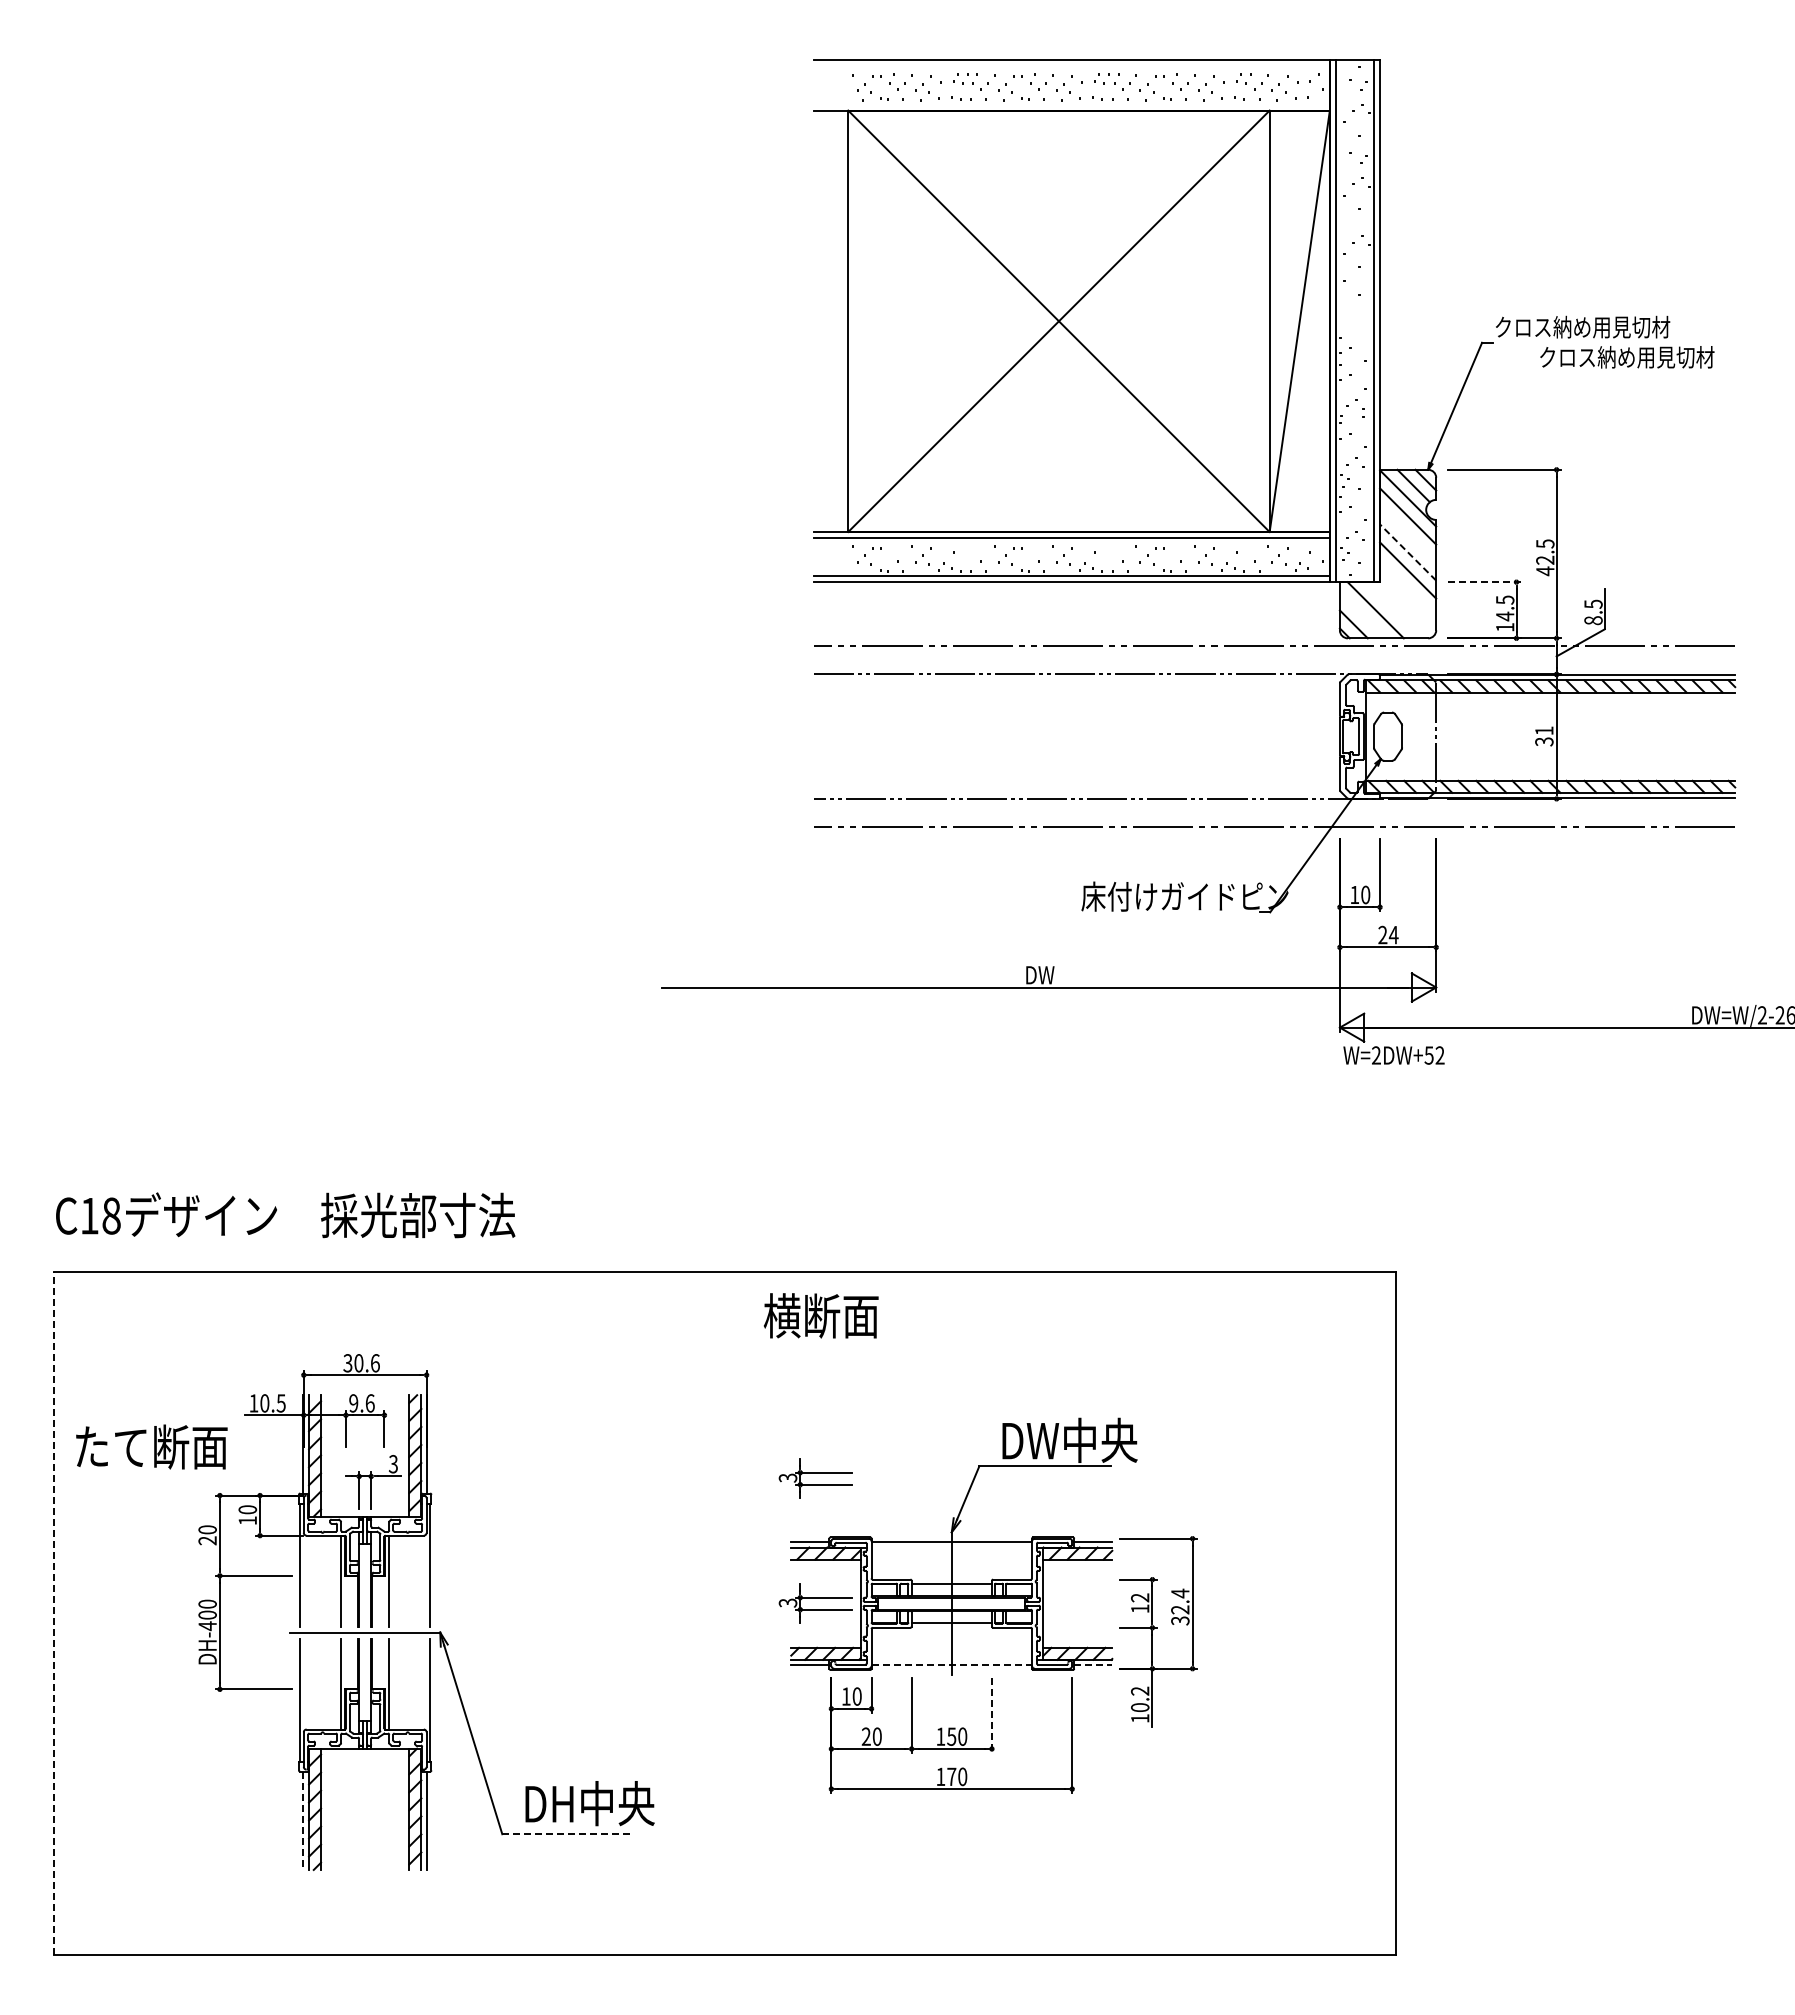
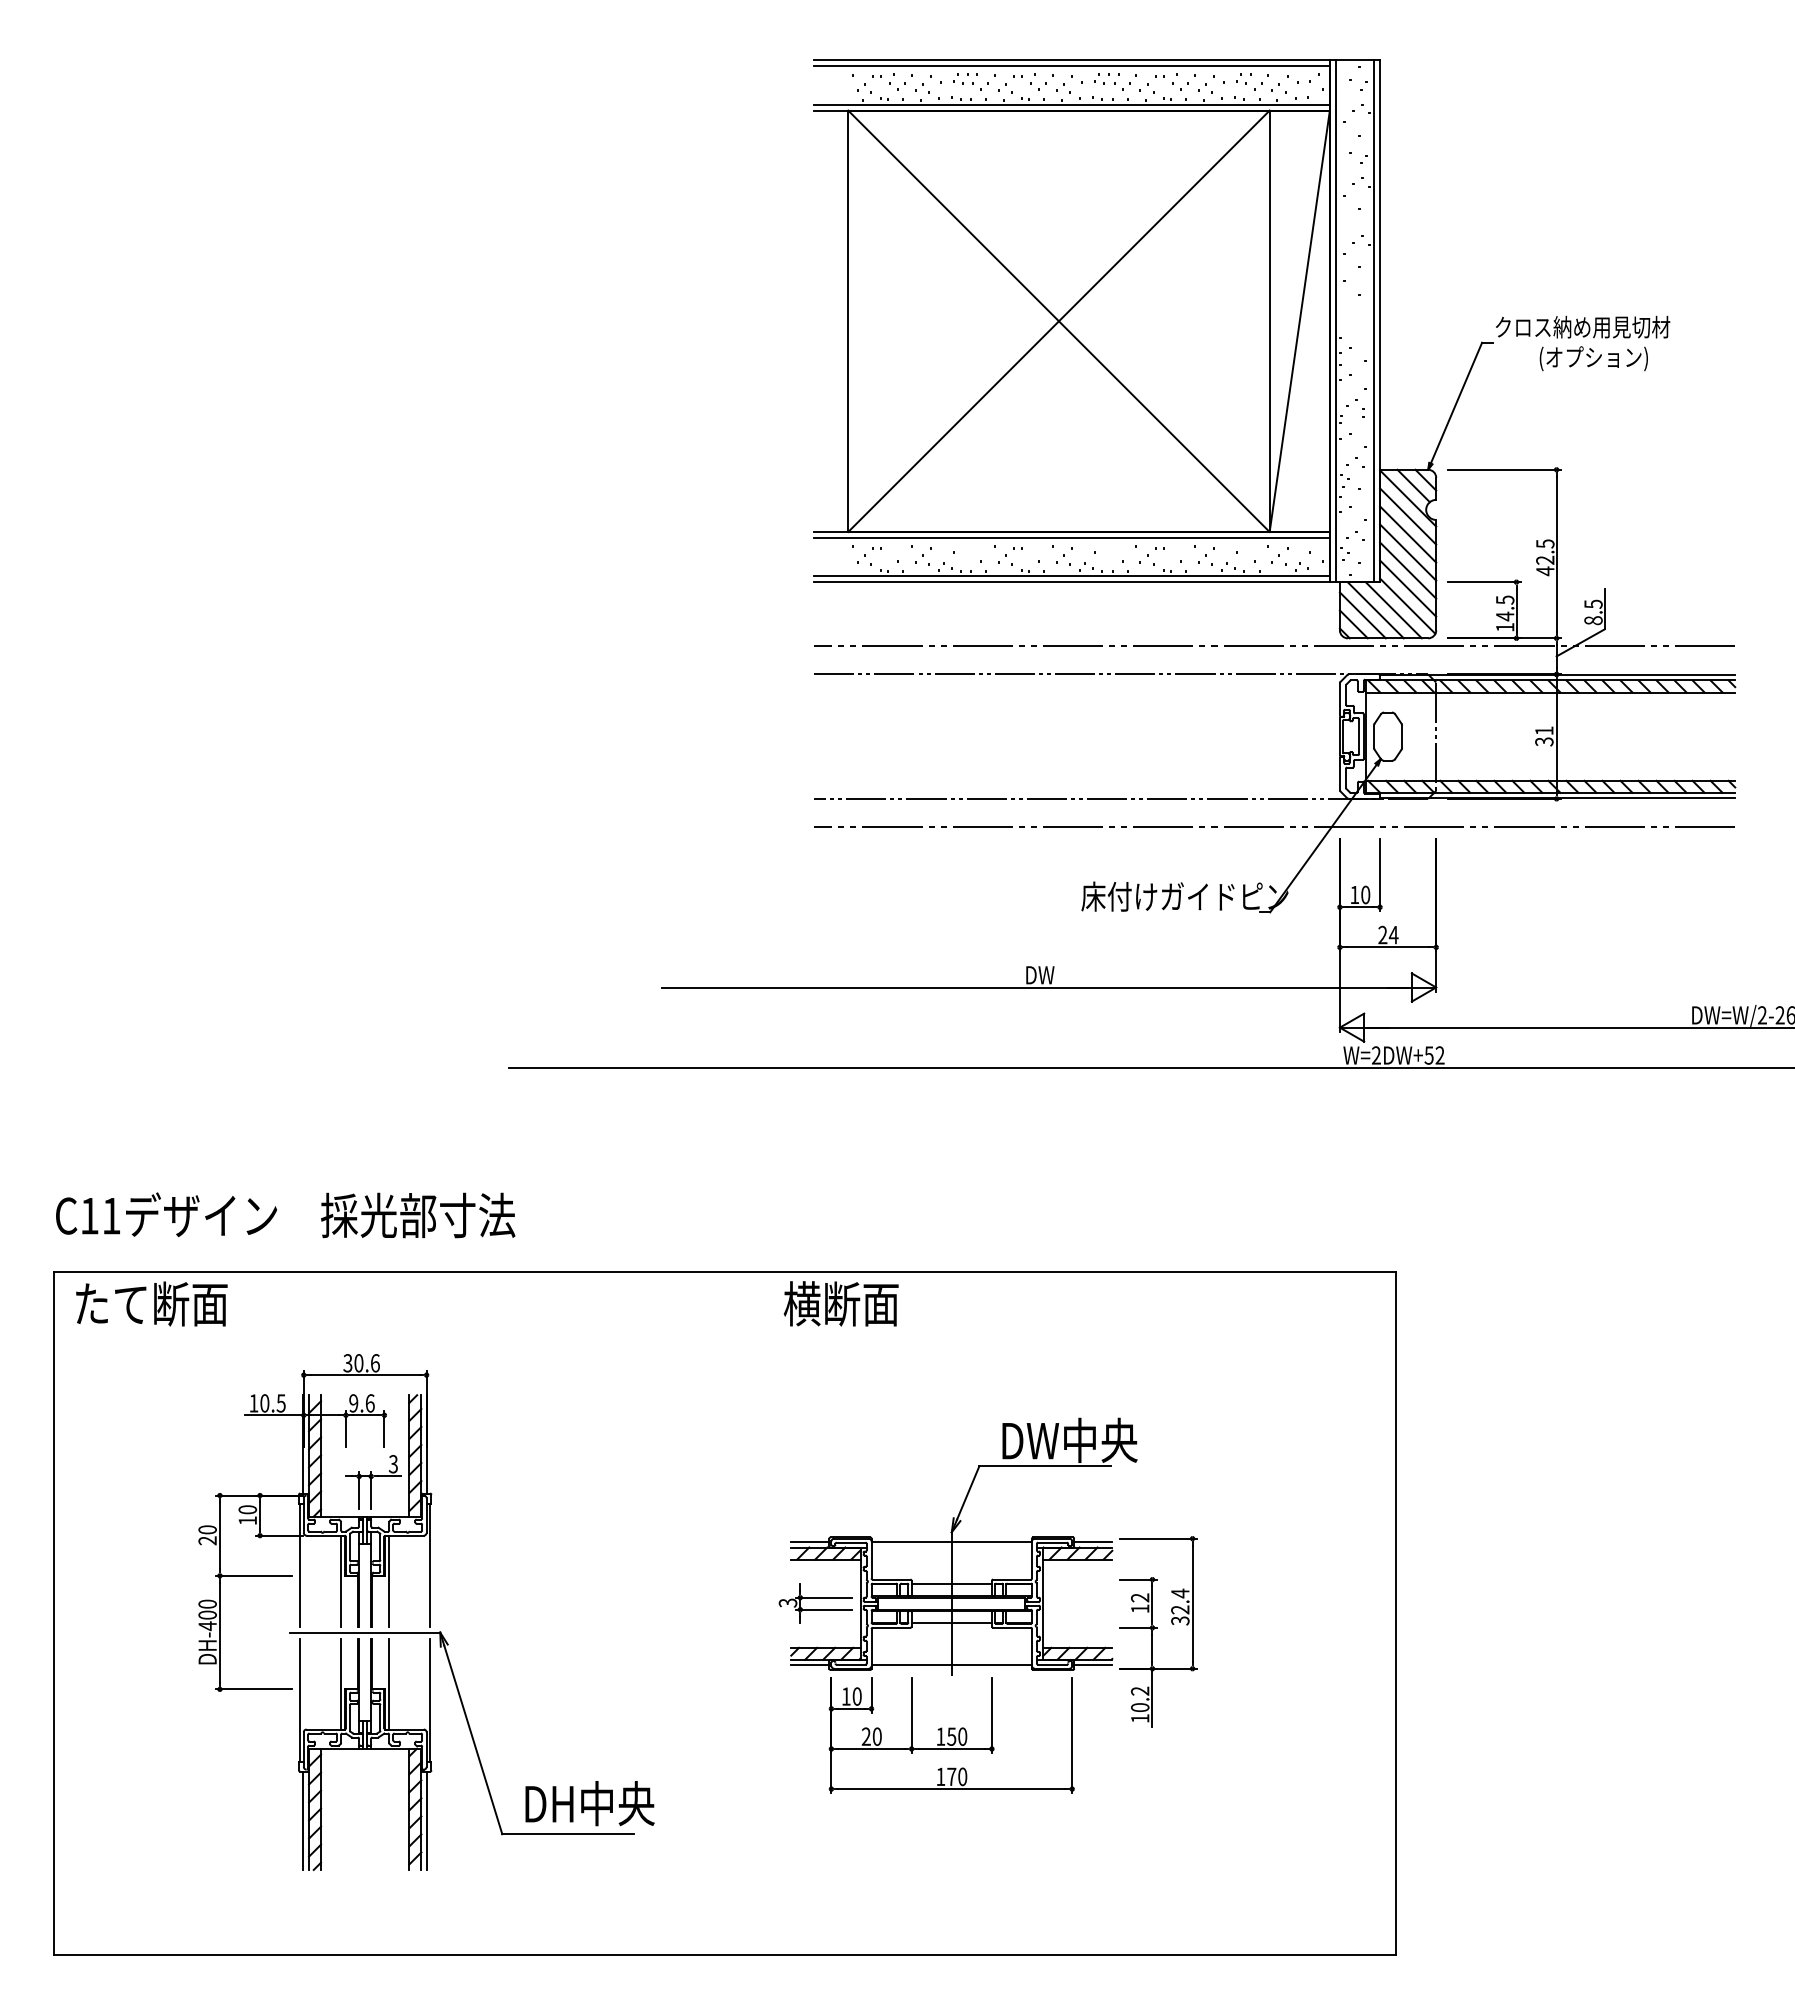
line: none -> present (1071, 66)
line: none -> present (1071, 104)
text: クロス納め用見切材 -> (オプション) (1626, 358)
line: none -> present (1408, 534)
line: dashed -> solid (1408, 552)
line: dashed -> solid (1484, 582)
line: none -> present (1408, 588)
line: none -> present (1407, 605)
line: none -> present (1393, 610)
line: none -> present (1362, 615)
line: none -> present (1150, 1067)
text: C18 -> C11 (111, 1215)
text position: (820, 1315) -> (840, 1303) (840, 1303)
text position: (151, 1446) -> (151, 1303) (151, 1303)
part: present -> none (815, 1478)
line: dashed -> solid (53, 1612)
line: dashed -> solid (952, 1665)
line: dashed -> solid (1093, 1665)
line: dashed -> solid (991, 1715)
line: dashed -> solid (303, 1821)
line: dashed -> solid (568, 1834)
